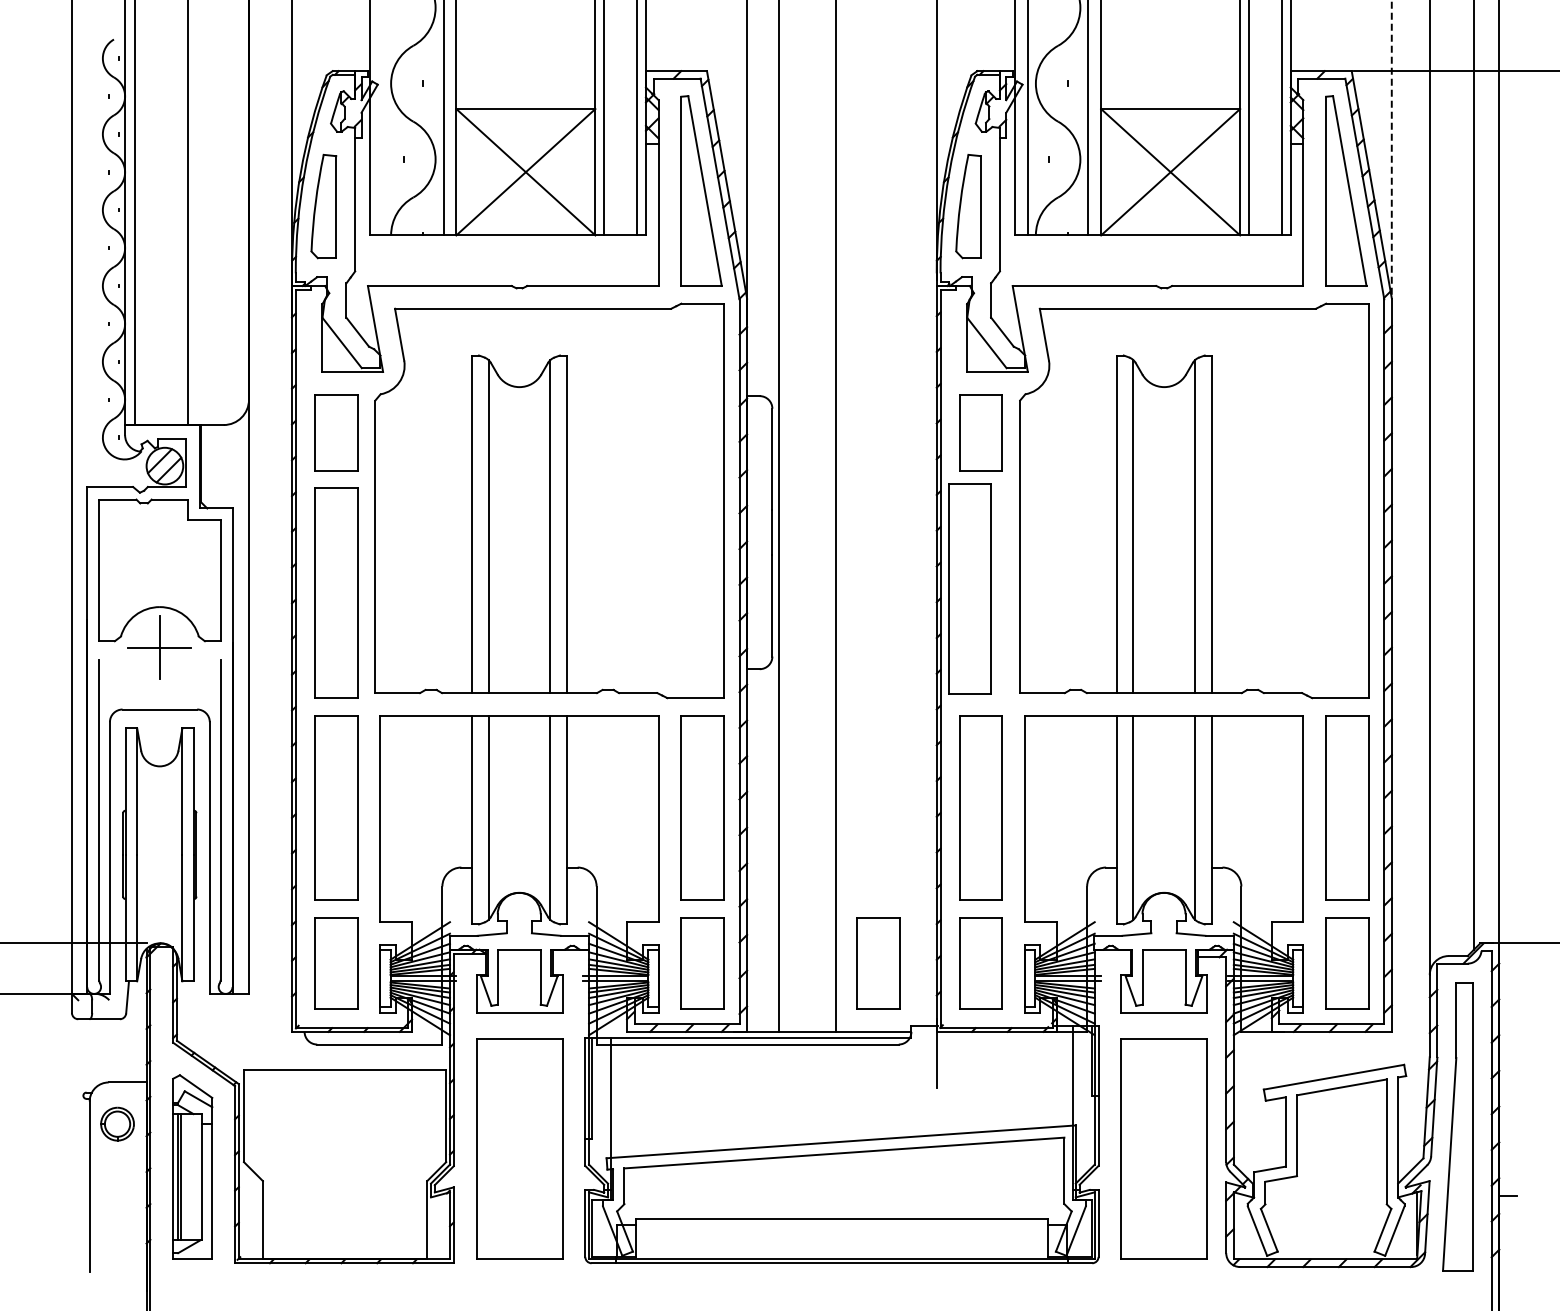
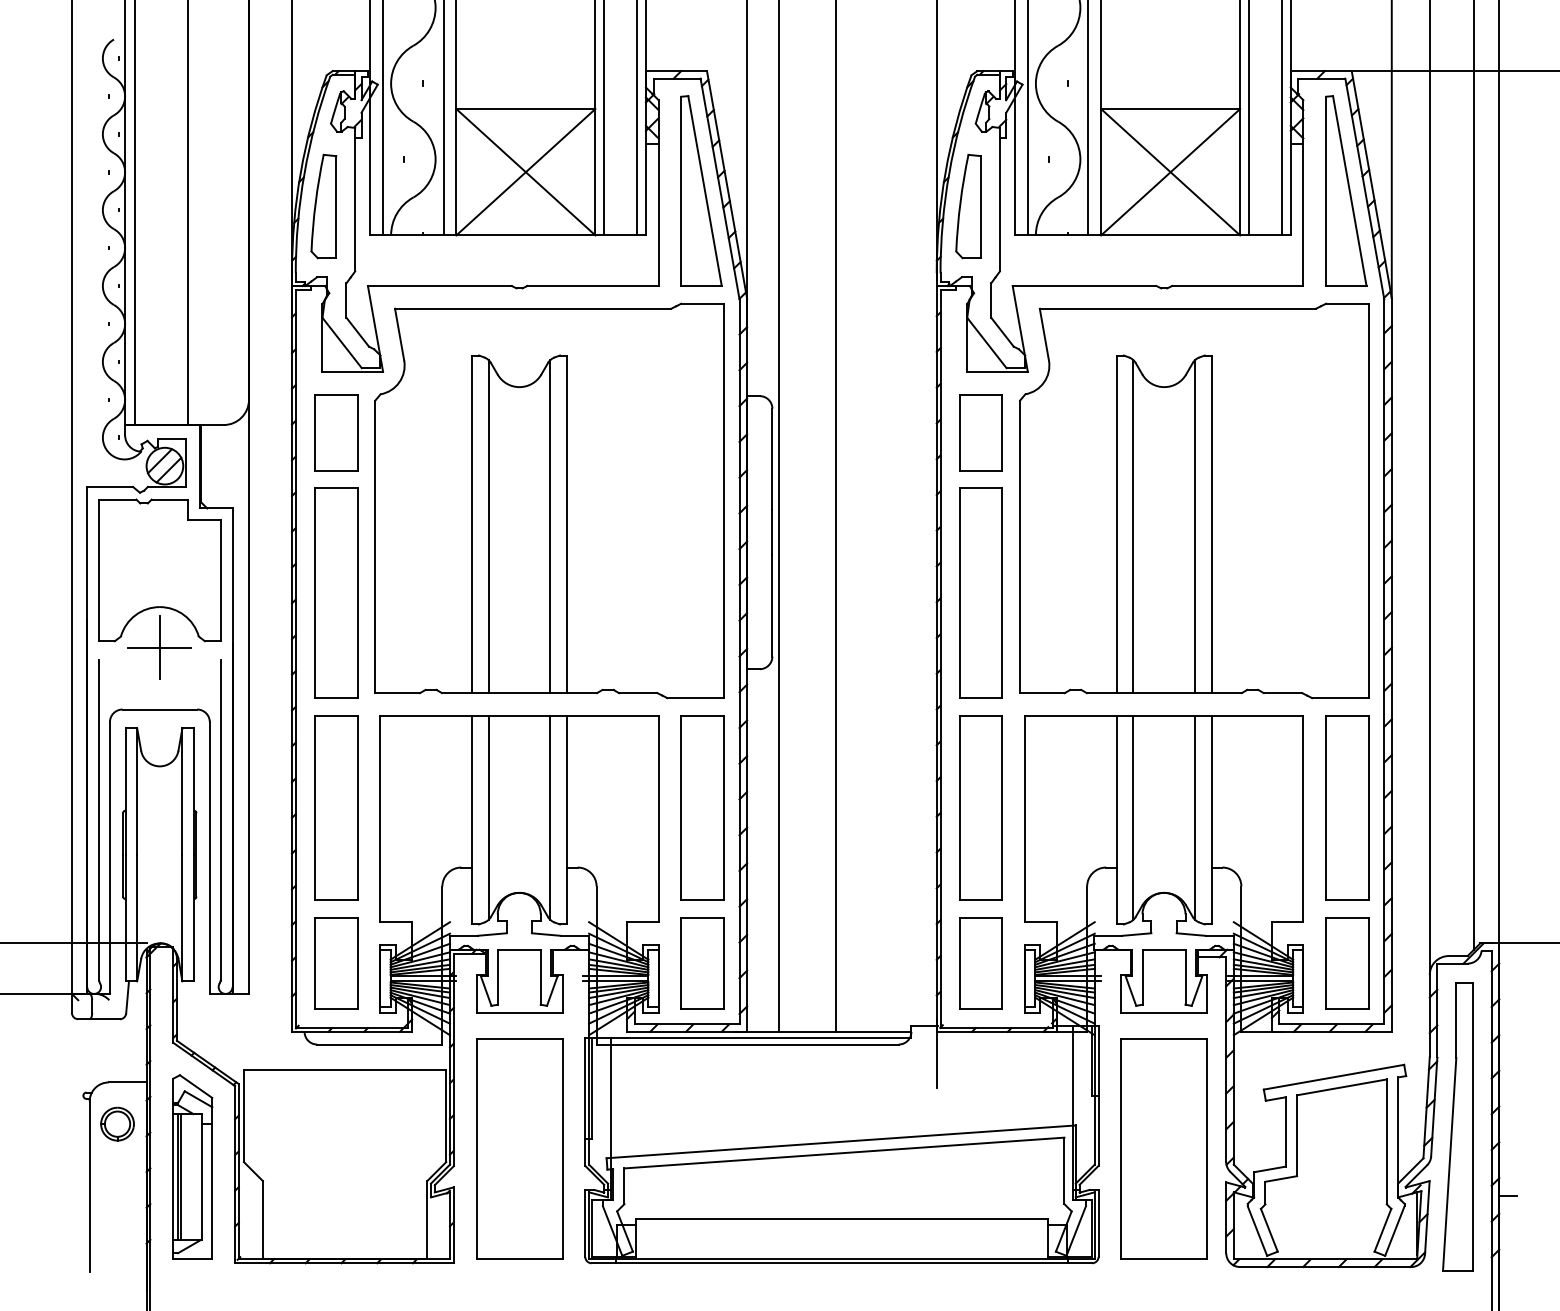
line: none -> present (383, 118)
line: dashed -> solid (1391, 149)
part position: (969, 588) -> (980, 592) (980, 592)
part: present -> none (878, 963)
